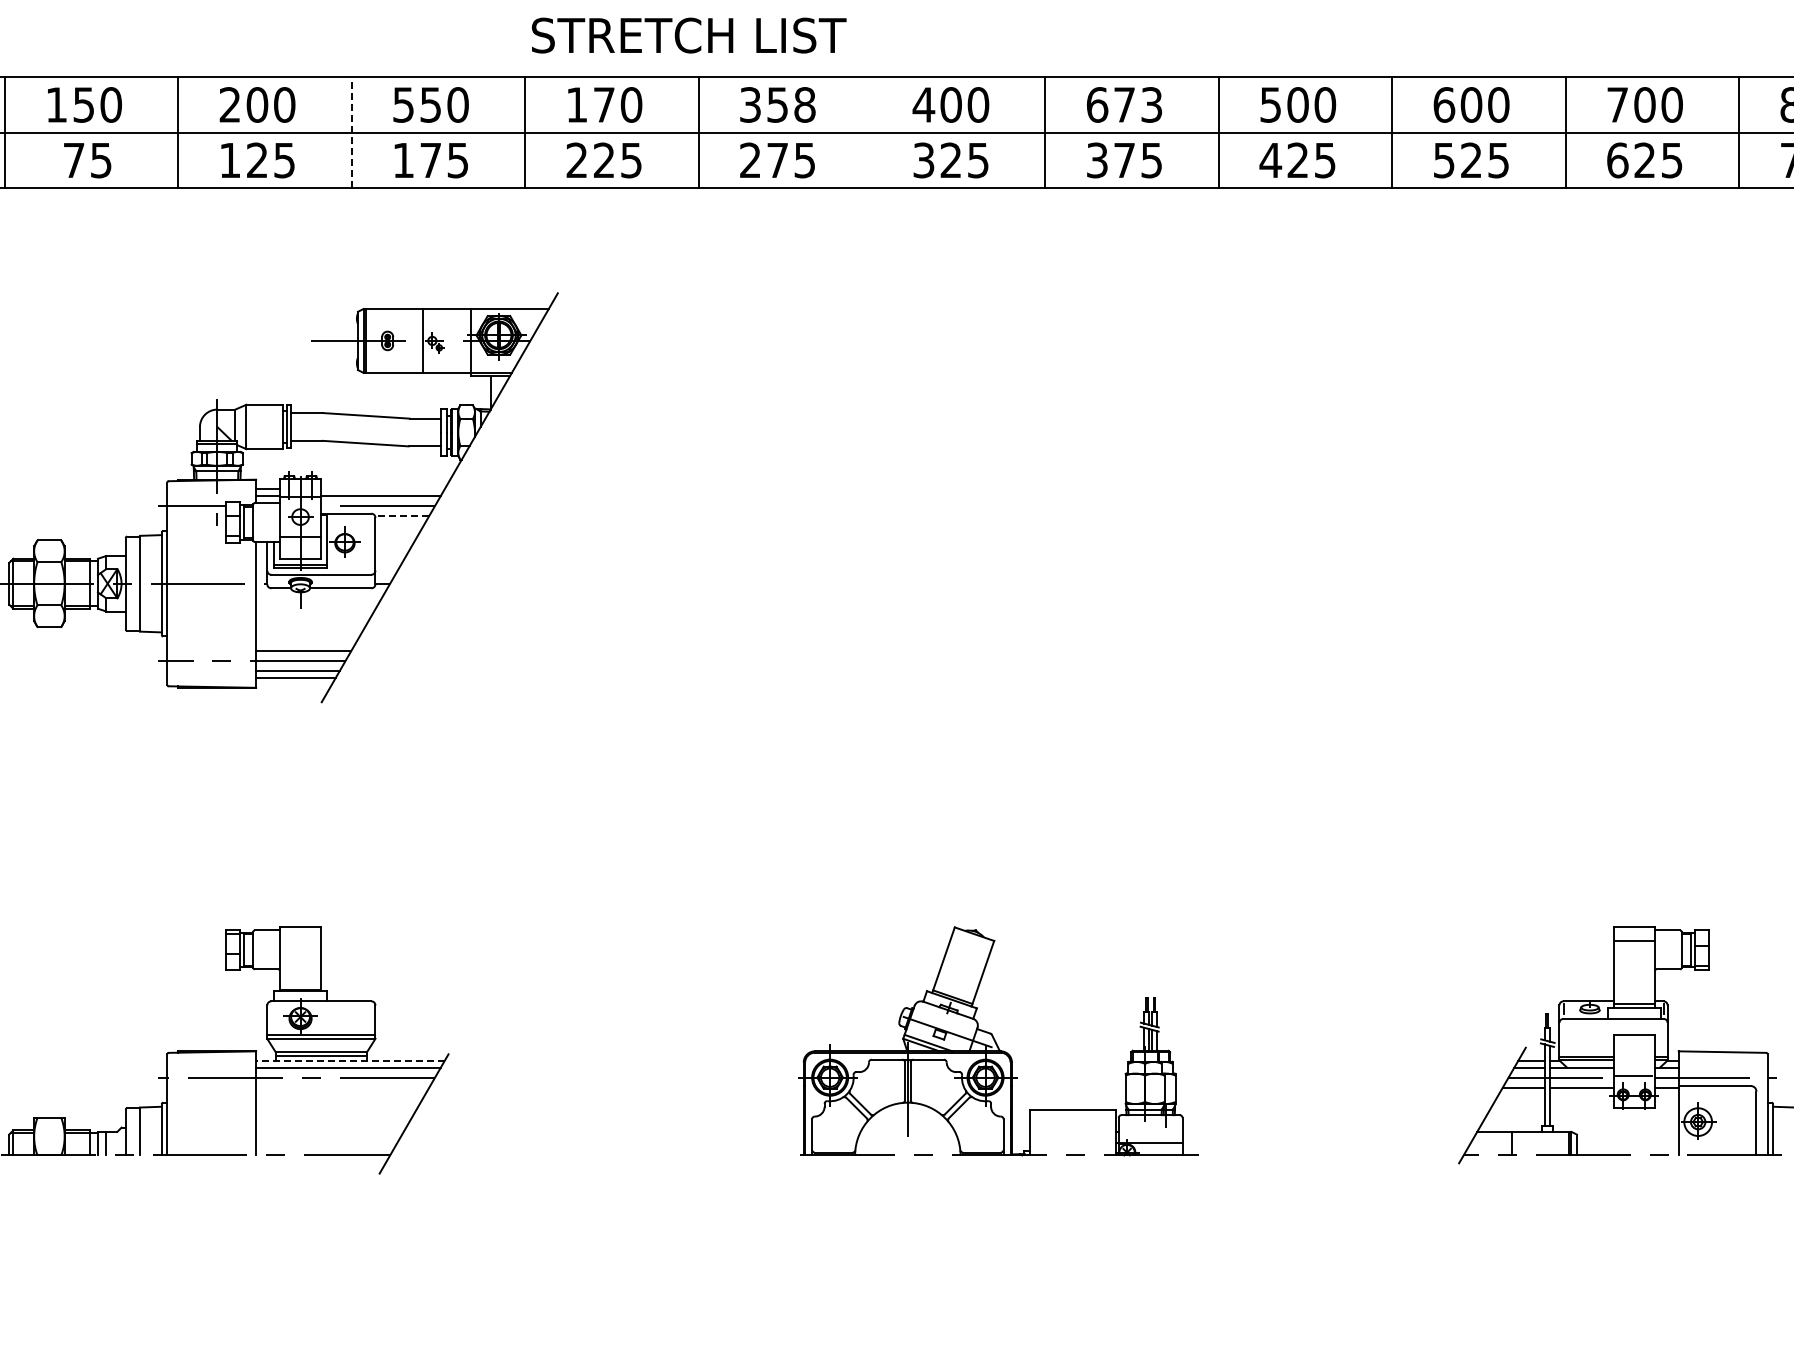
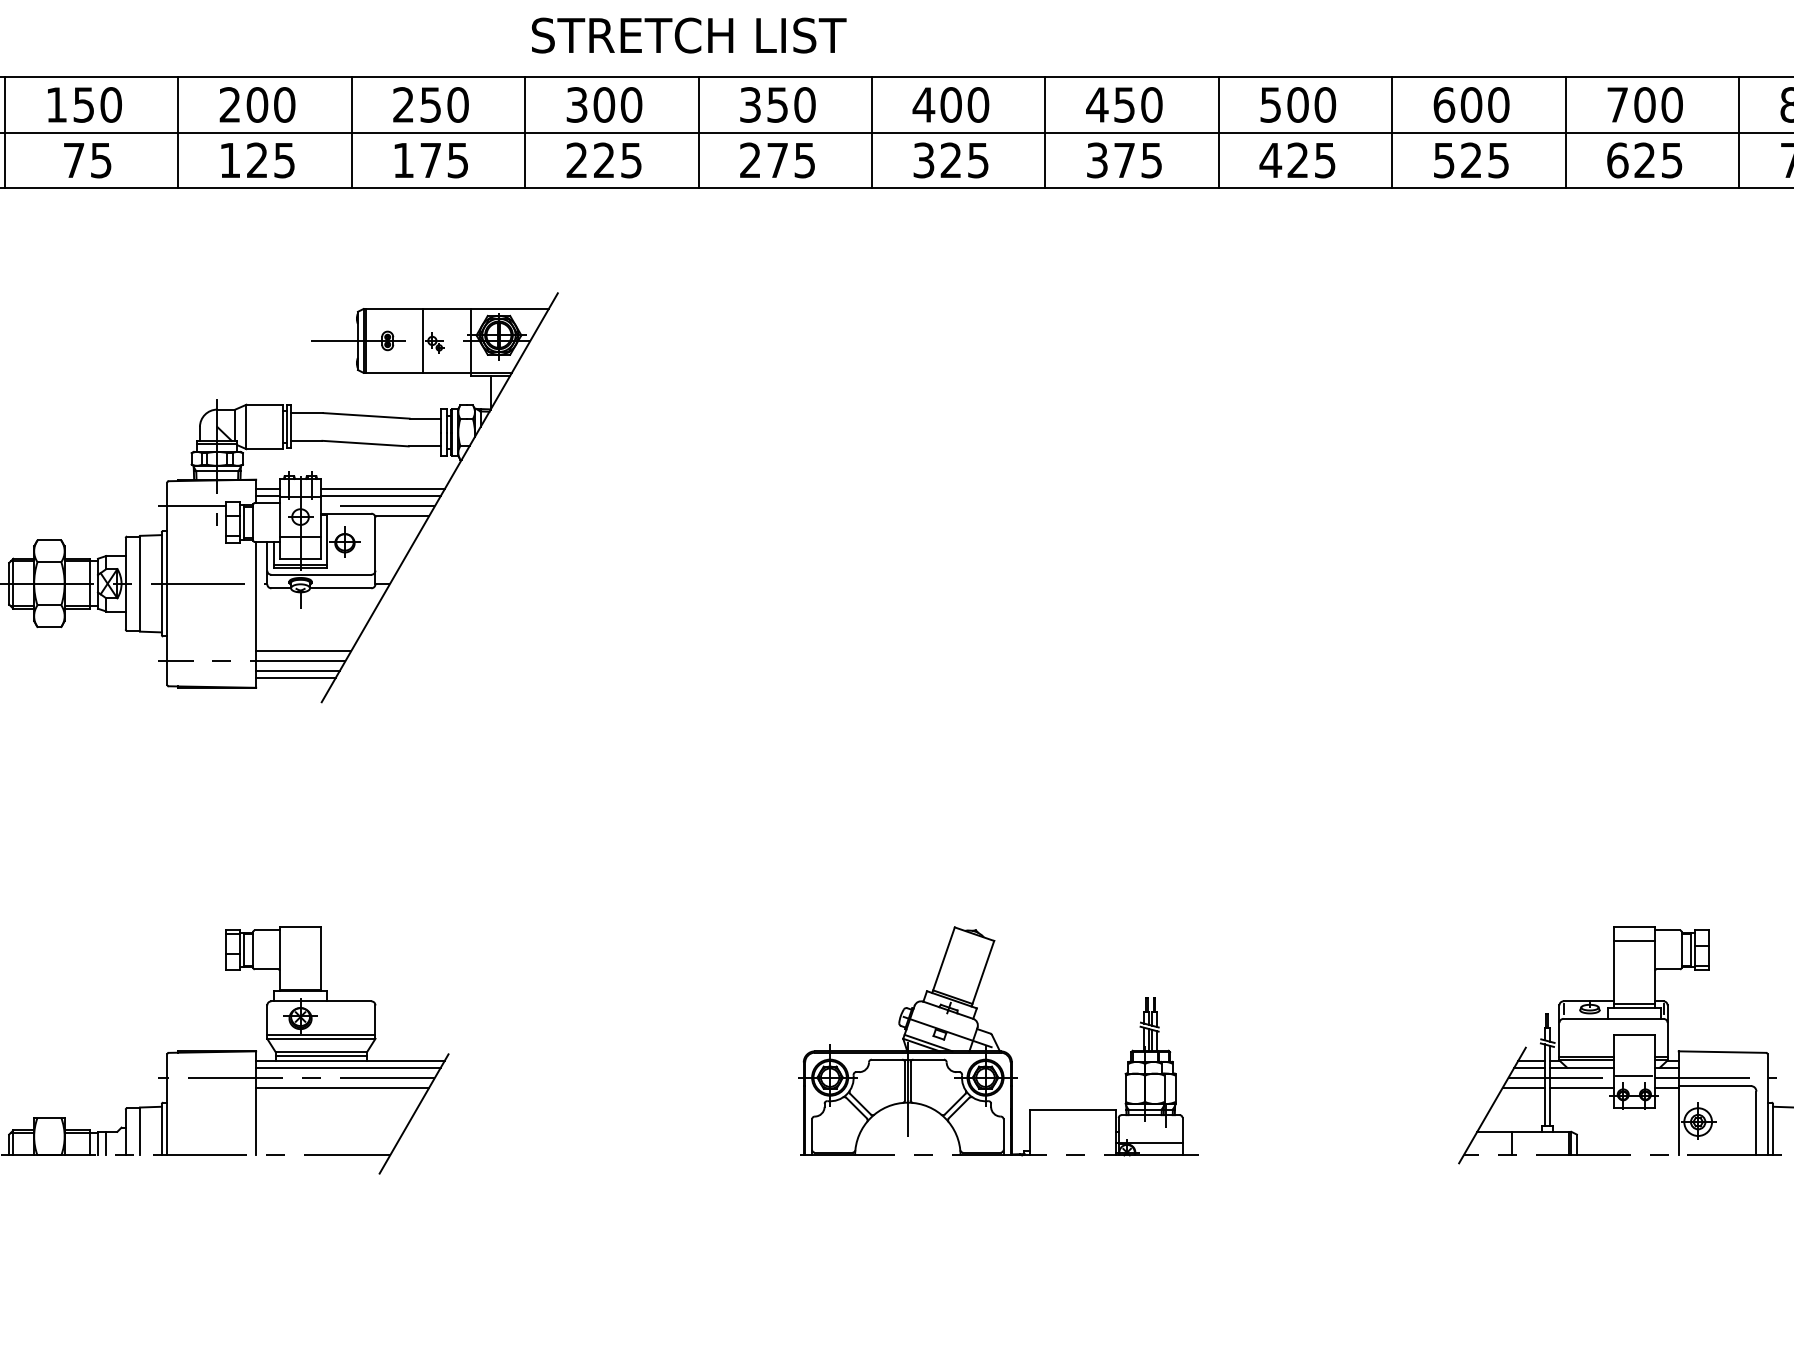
text: 550 -> 250 (403, 104)
text: 170 -> 300 (590, 104)
text: 358 -> 350 (804, 104)
text: 673 -> 450 (1124, 104)
line: dashed -> solid (351, 132)
line: none -> present (871, 132)
line: none -> present (382, 489)
line: dashed -> solid (401, 516)
line: dashed -> solid (349, 1061)
line: none -> present (342, 1087)
